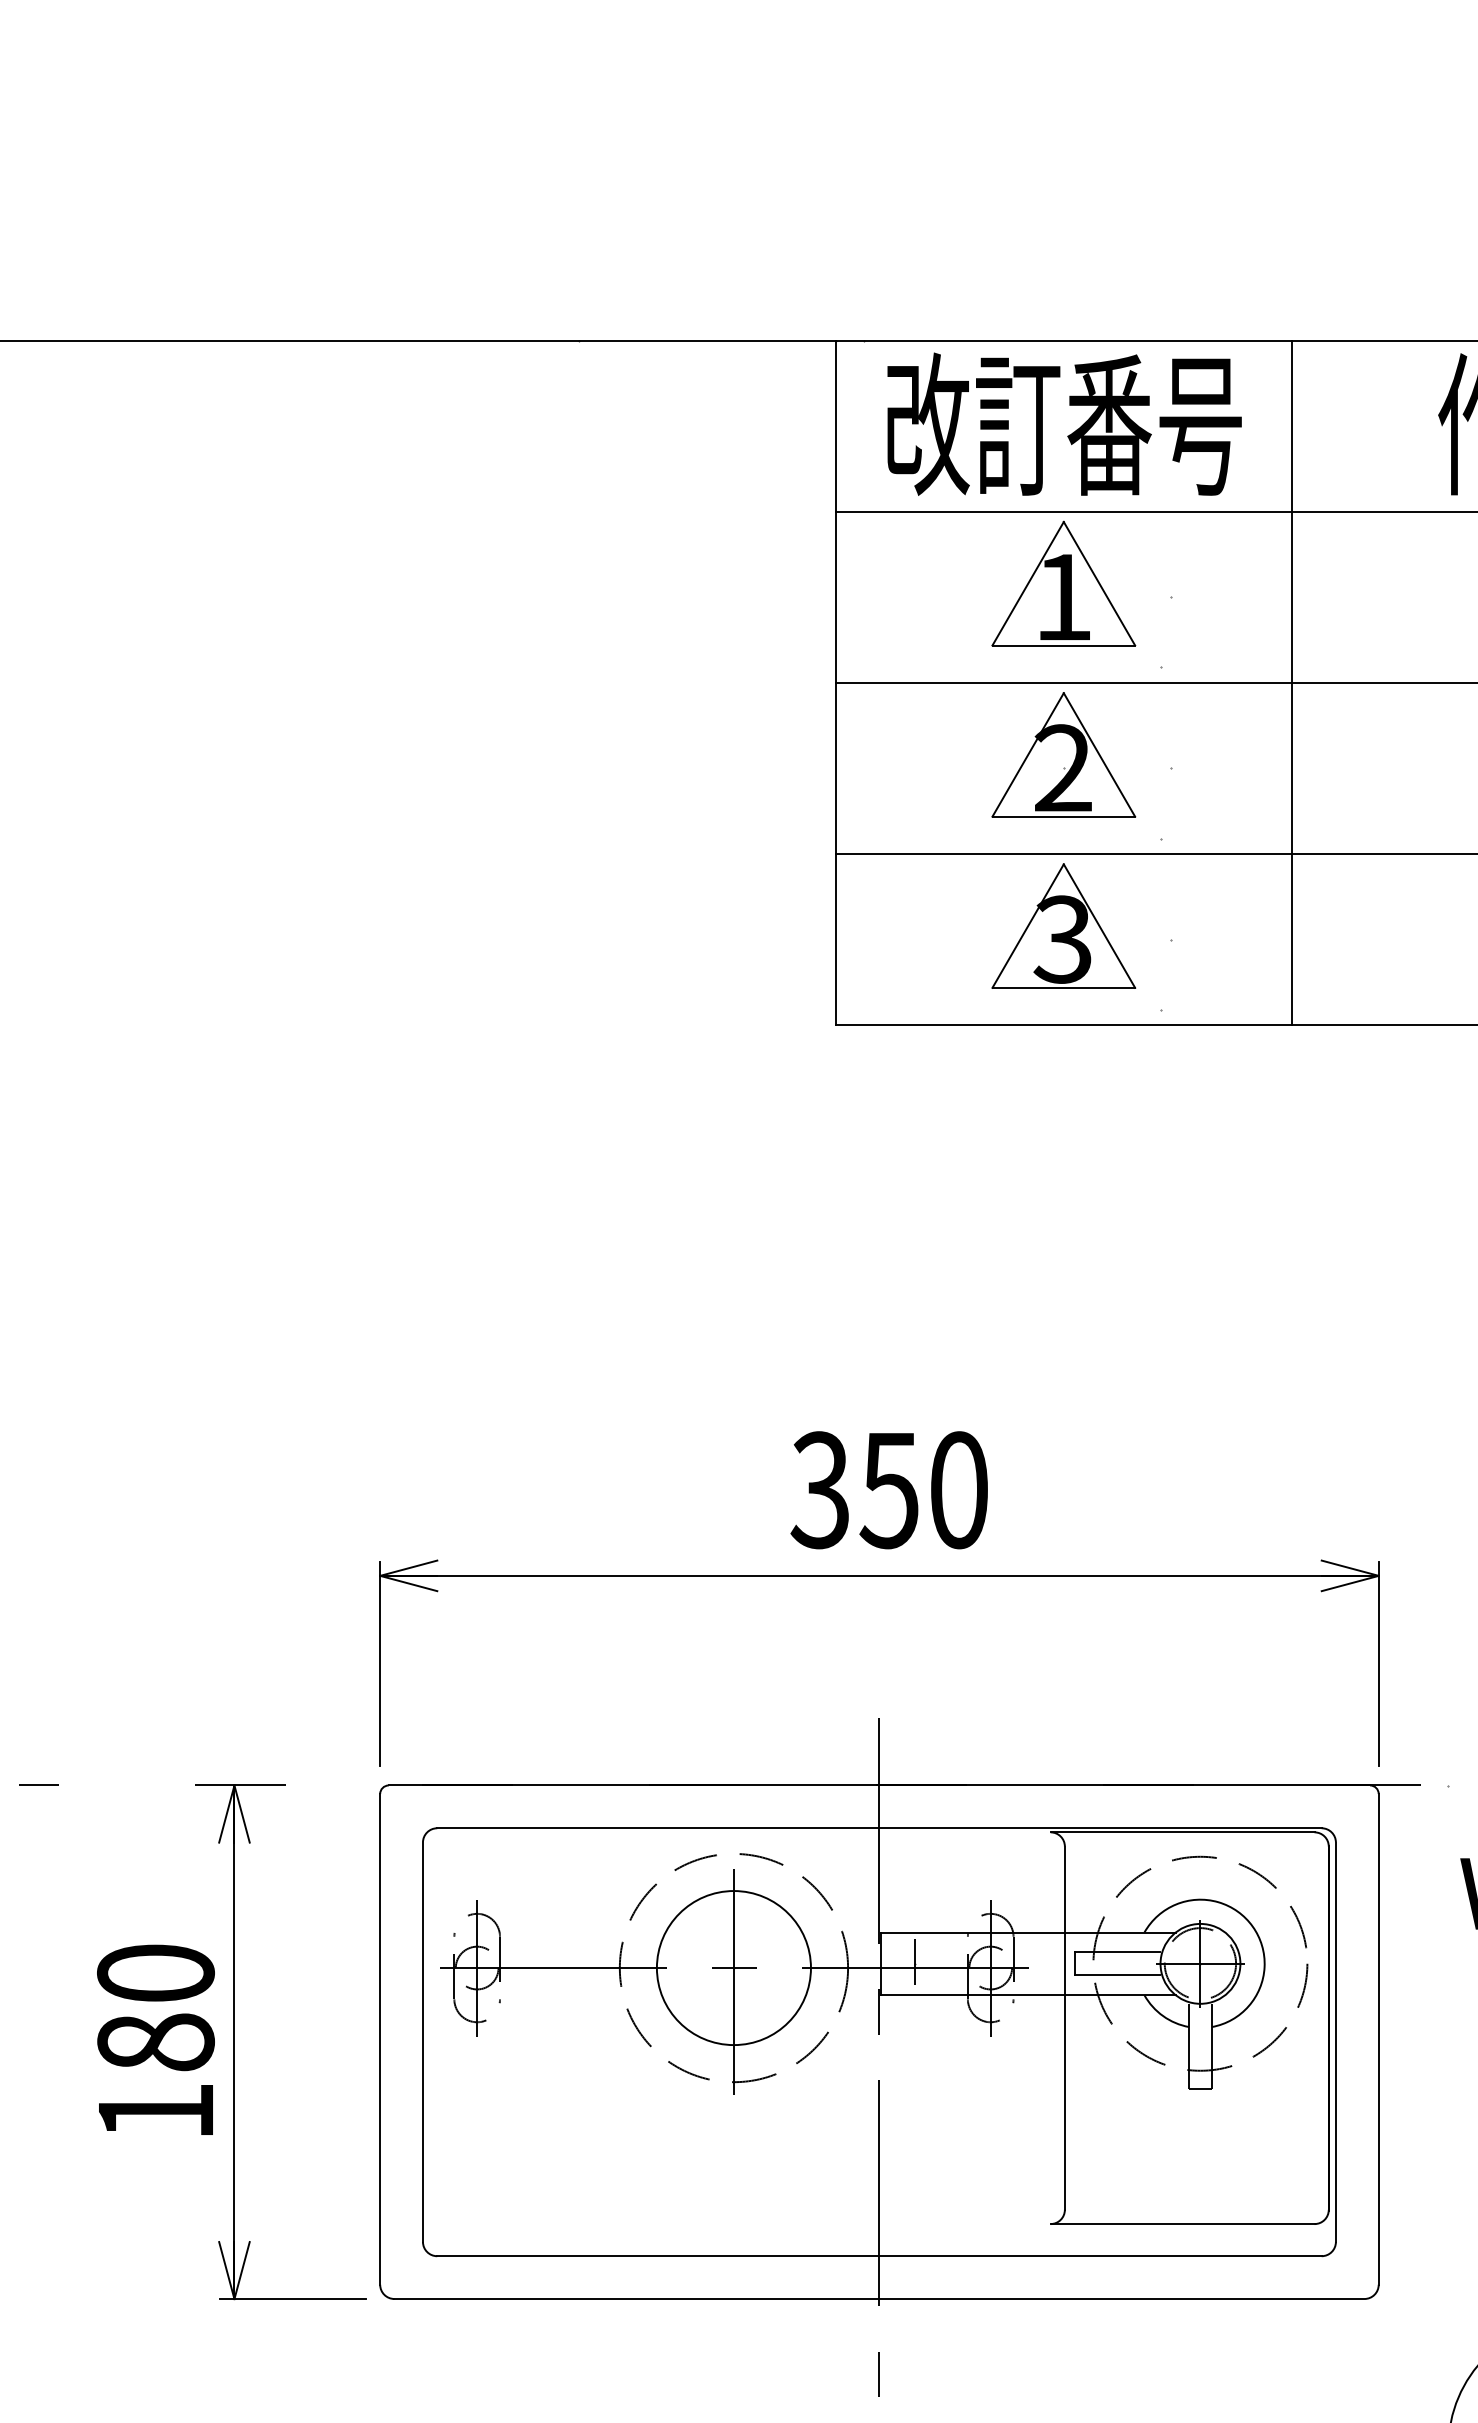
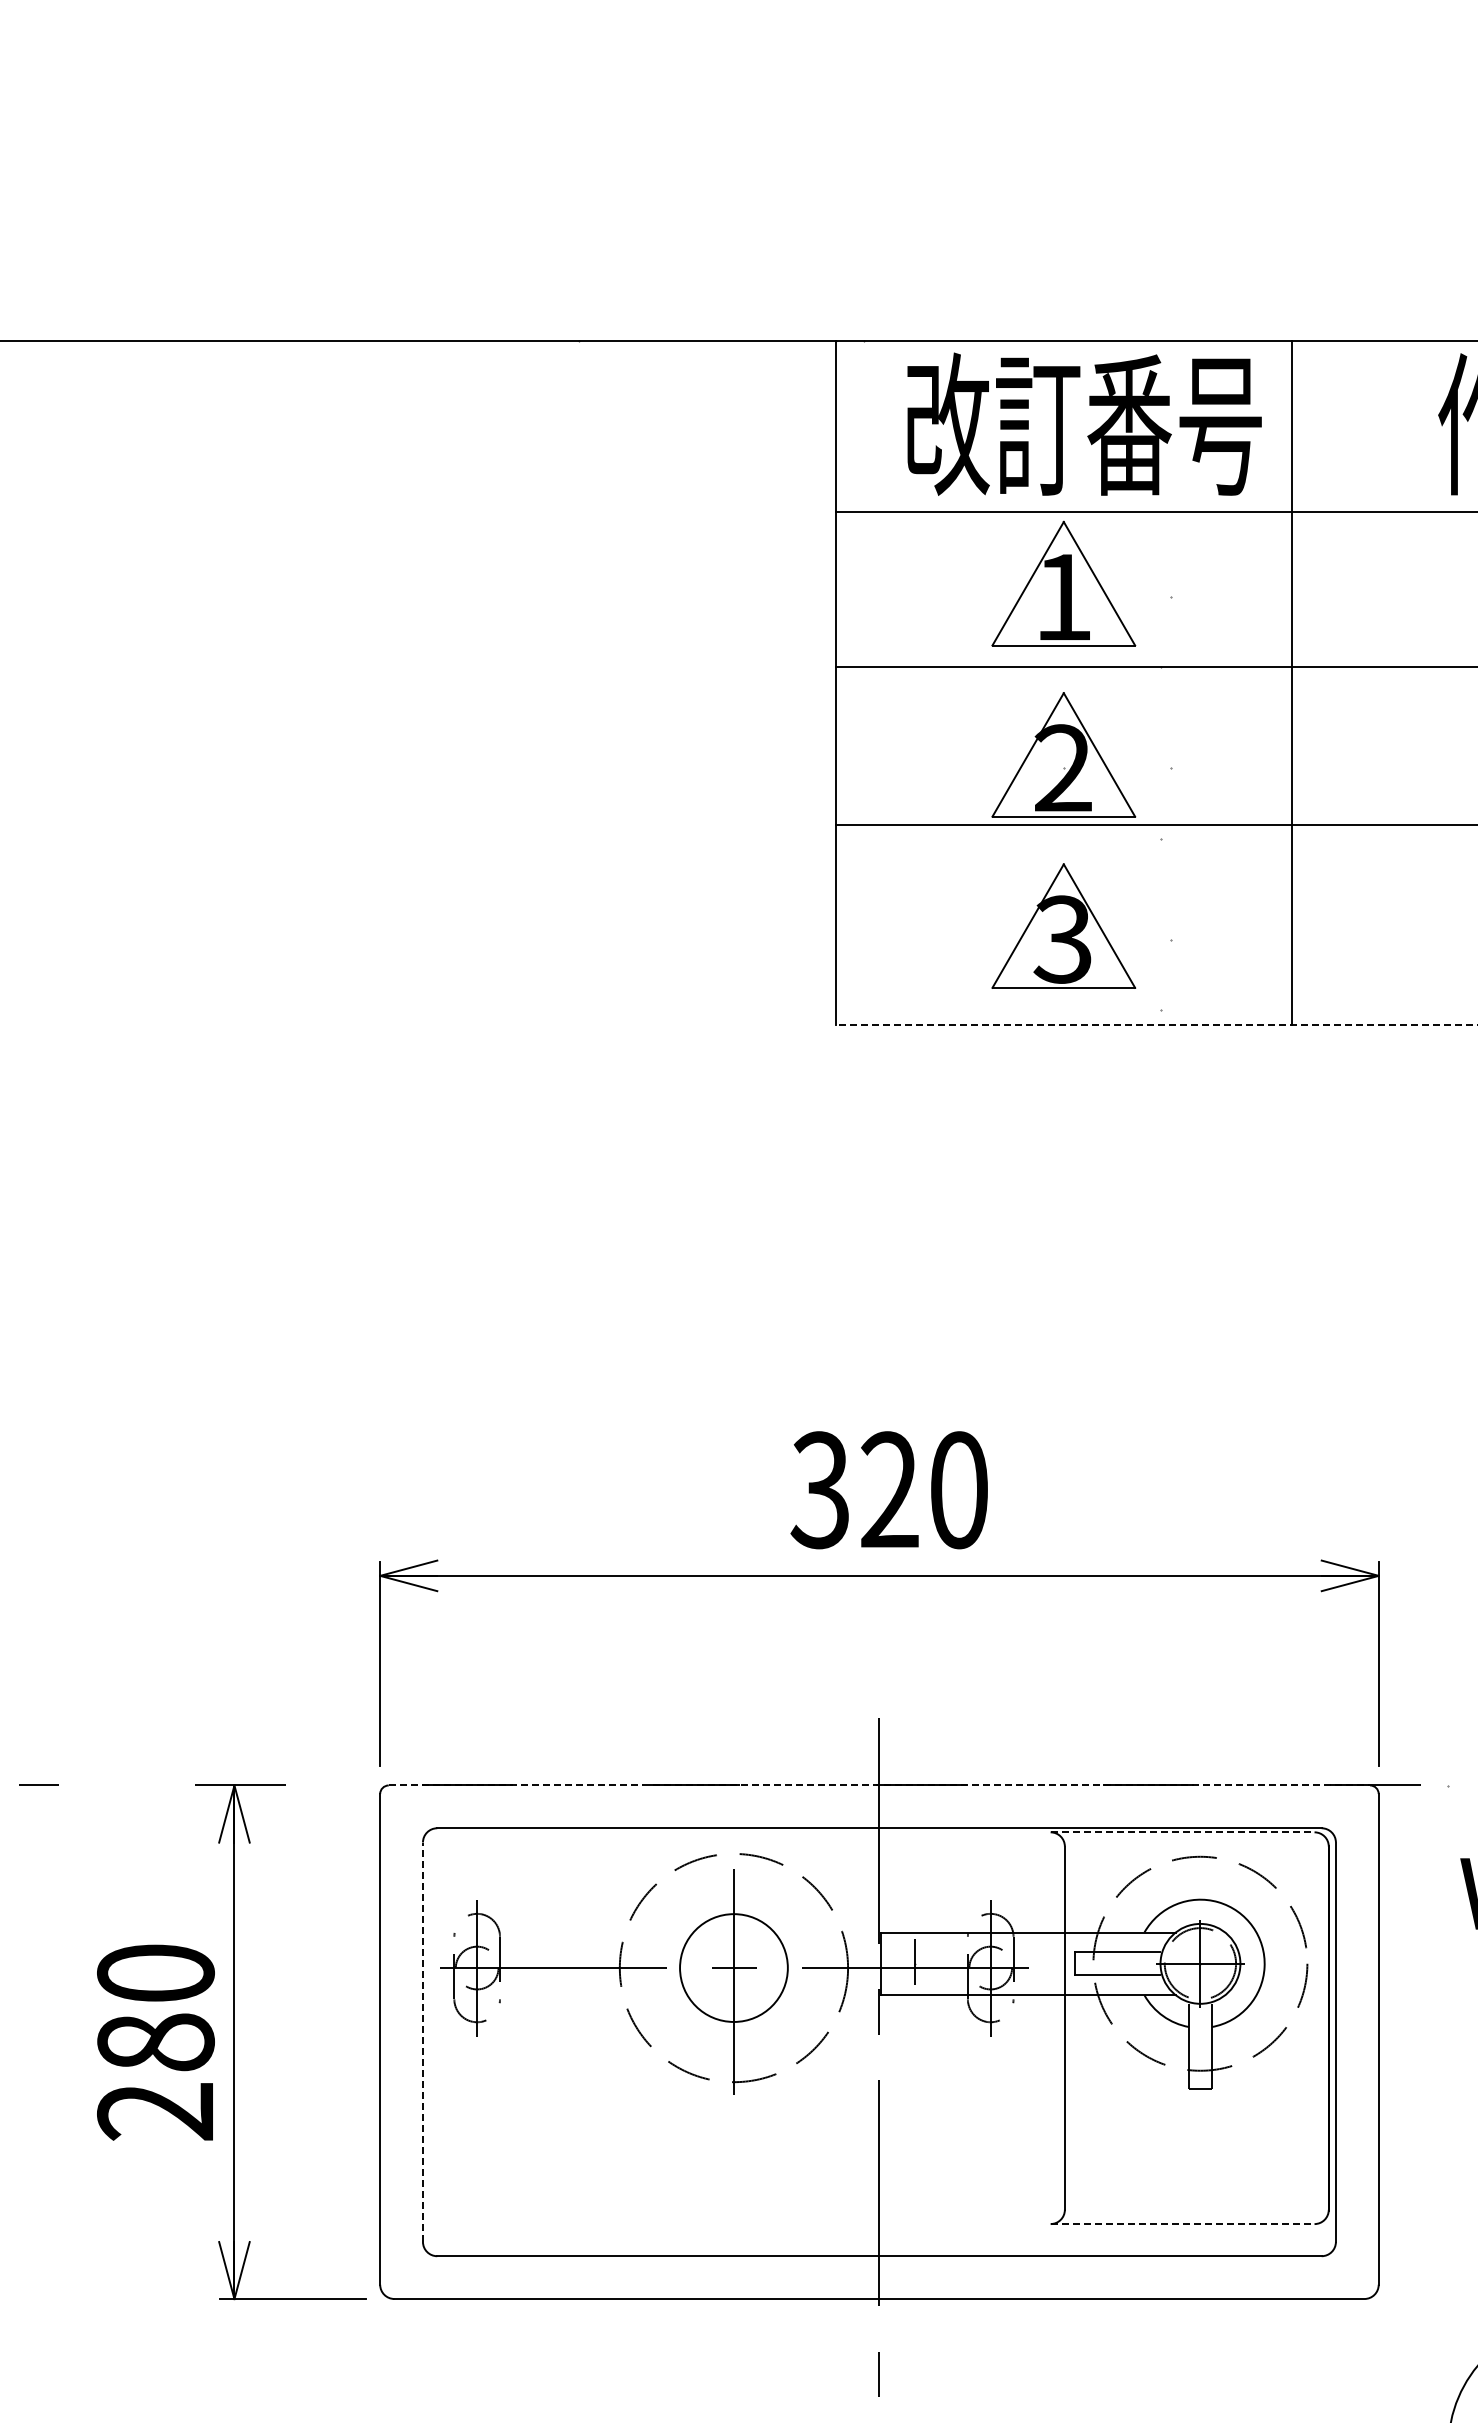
text position: (1064, 423) -> (1084, 423) (1084, 423)
line position: (1154, 682) -> (1154, 666) (1154, 666)
line position: (1154, 854) -> (1154, 825) (1154, 825)
line: solid -> dashed (1156, 1025)
text: 350 -> 320 (888, 1490)
line: solid -> dashed (879, 1785)
line: solid -> dashed (1182, 1832)
circle diameter: 154 px -> 108 px (733, 1967)
line: solid -> dashed (422, 2042)
text: 180 -> 280 (154, 2111)
line: solid -> dashed (1182, 2224)
